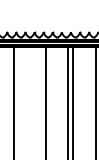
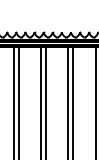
line: none -> present (18, 101)
line: none -> present (41, 101)
